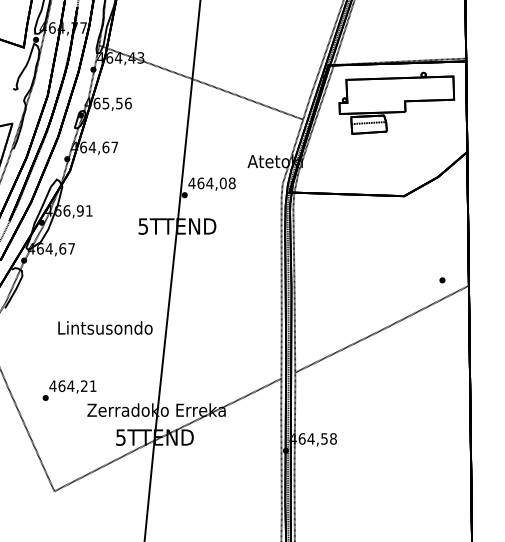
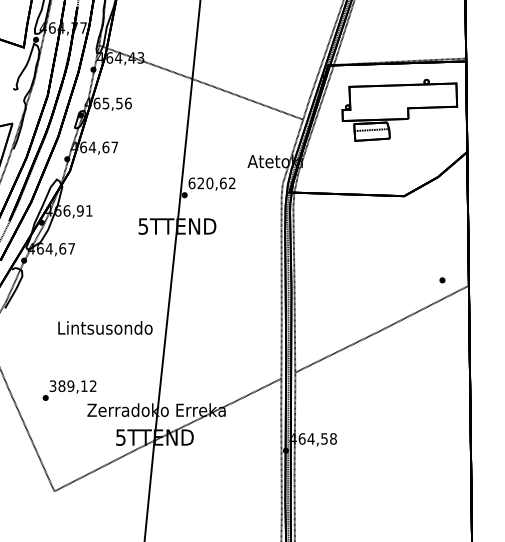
part position: (396, 102) -> (399, 109) (399, 109)
text: 464,08 -> 620,62 (211, 183)
text: 464,21 -> 389,12 (72, 386)
